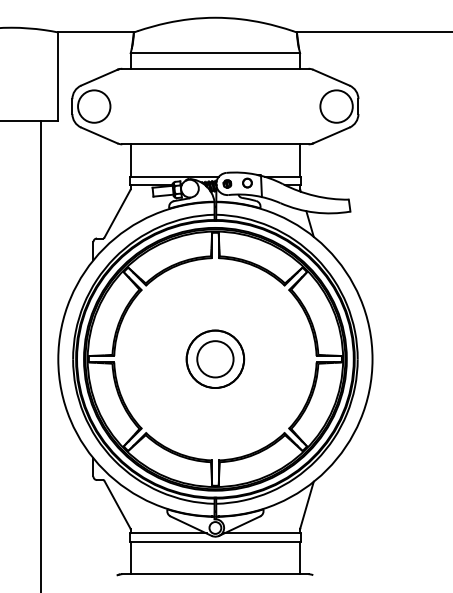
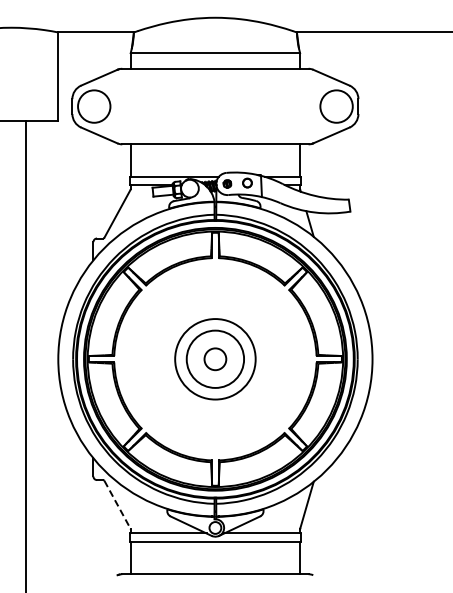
line position: (41, 355) -> (26, 355) (26, 355)
circle diameter: 36 px -> 22 px (215, 359)
circle diameter: 58 px -> 81 px (215, 359)
line: solid -> dashed (117, 505)
